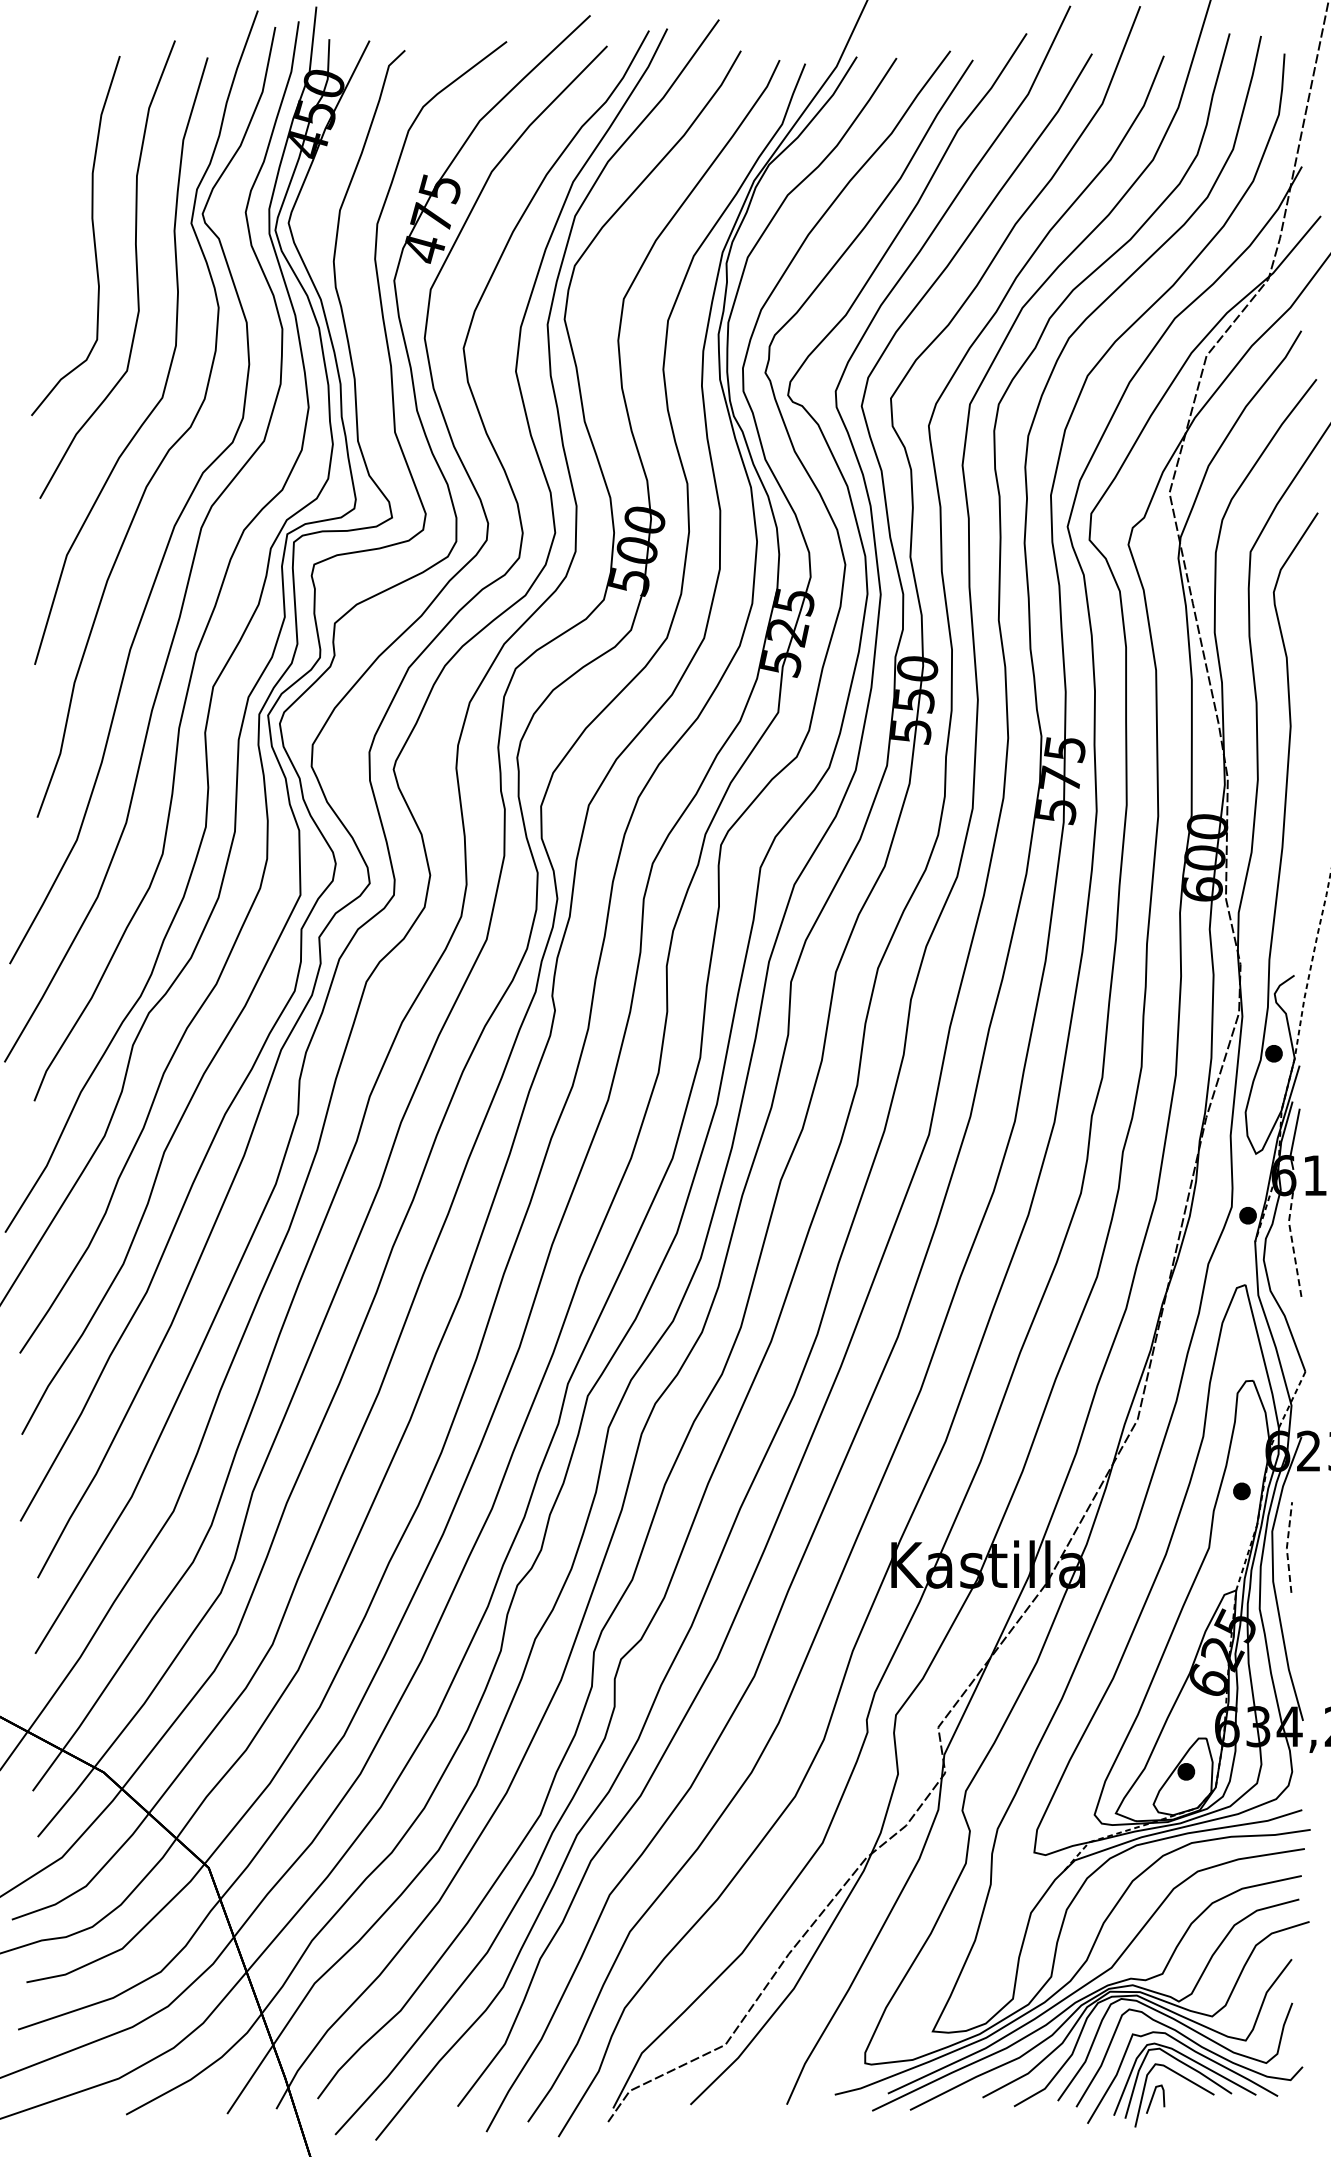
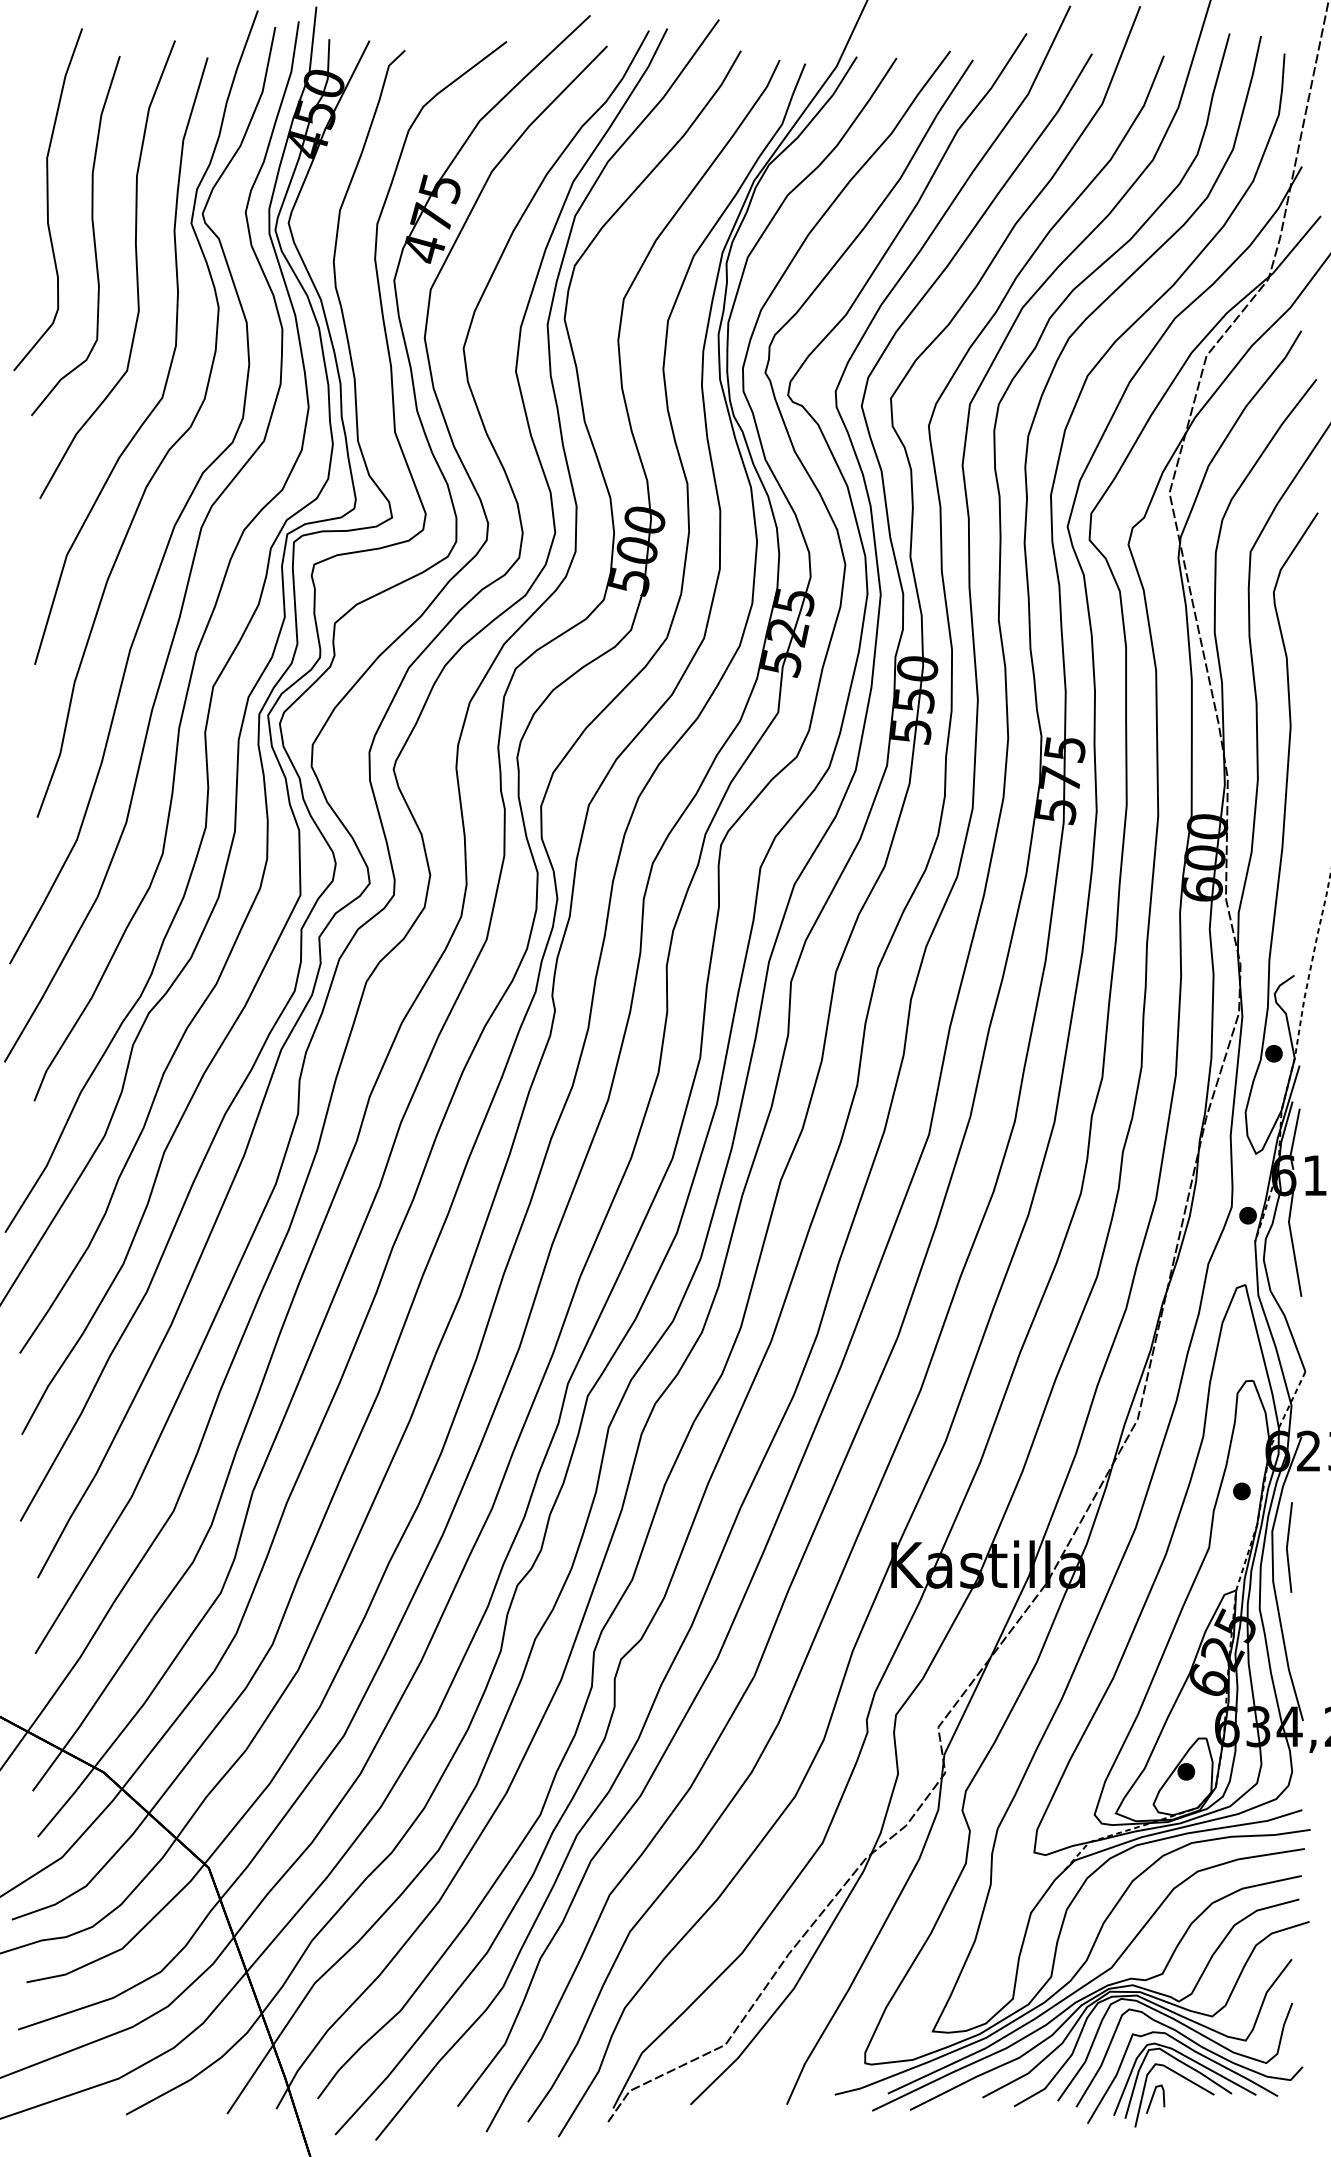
curve: none -> present (47, 199)
line: dashed -> solid (1292, 1242)
line: dashed -> solid (1286, 1547)
